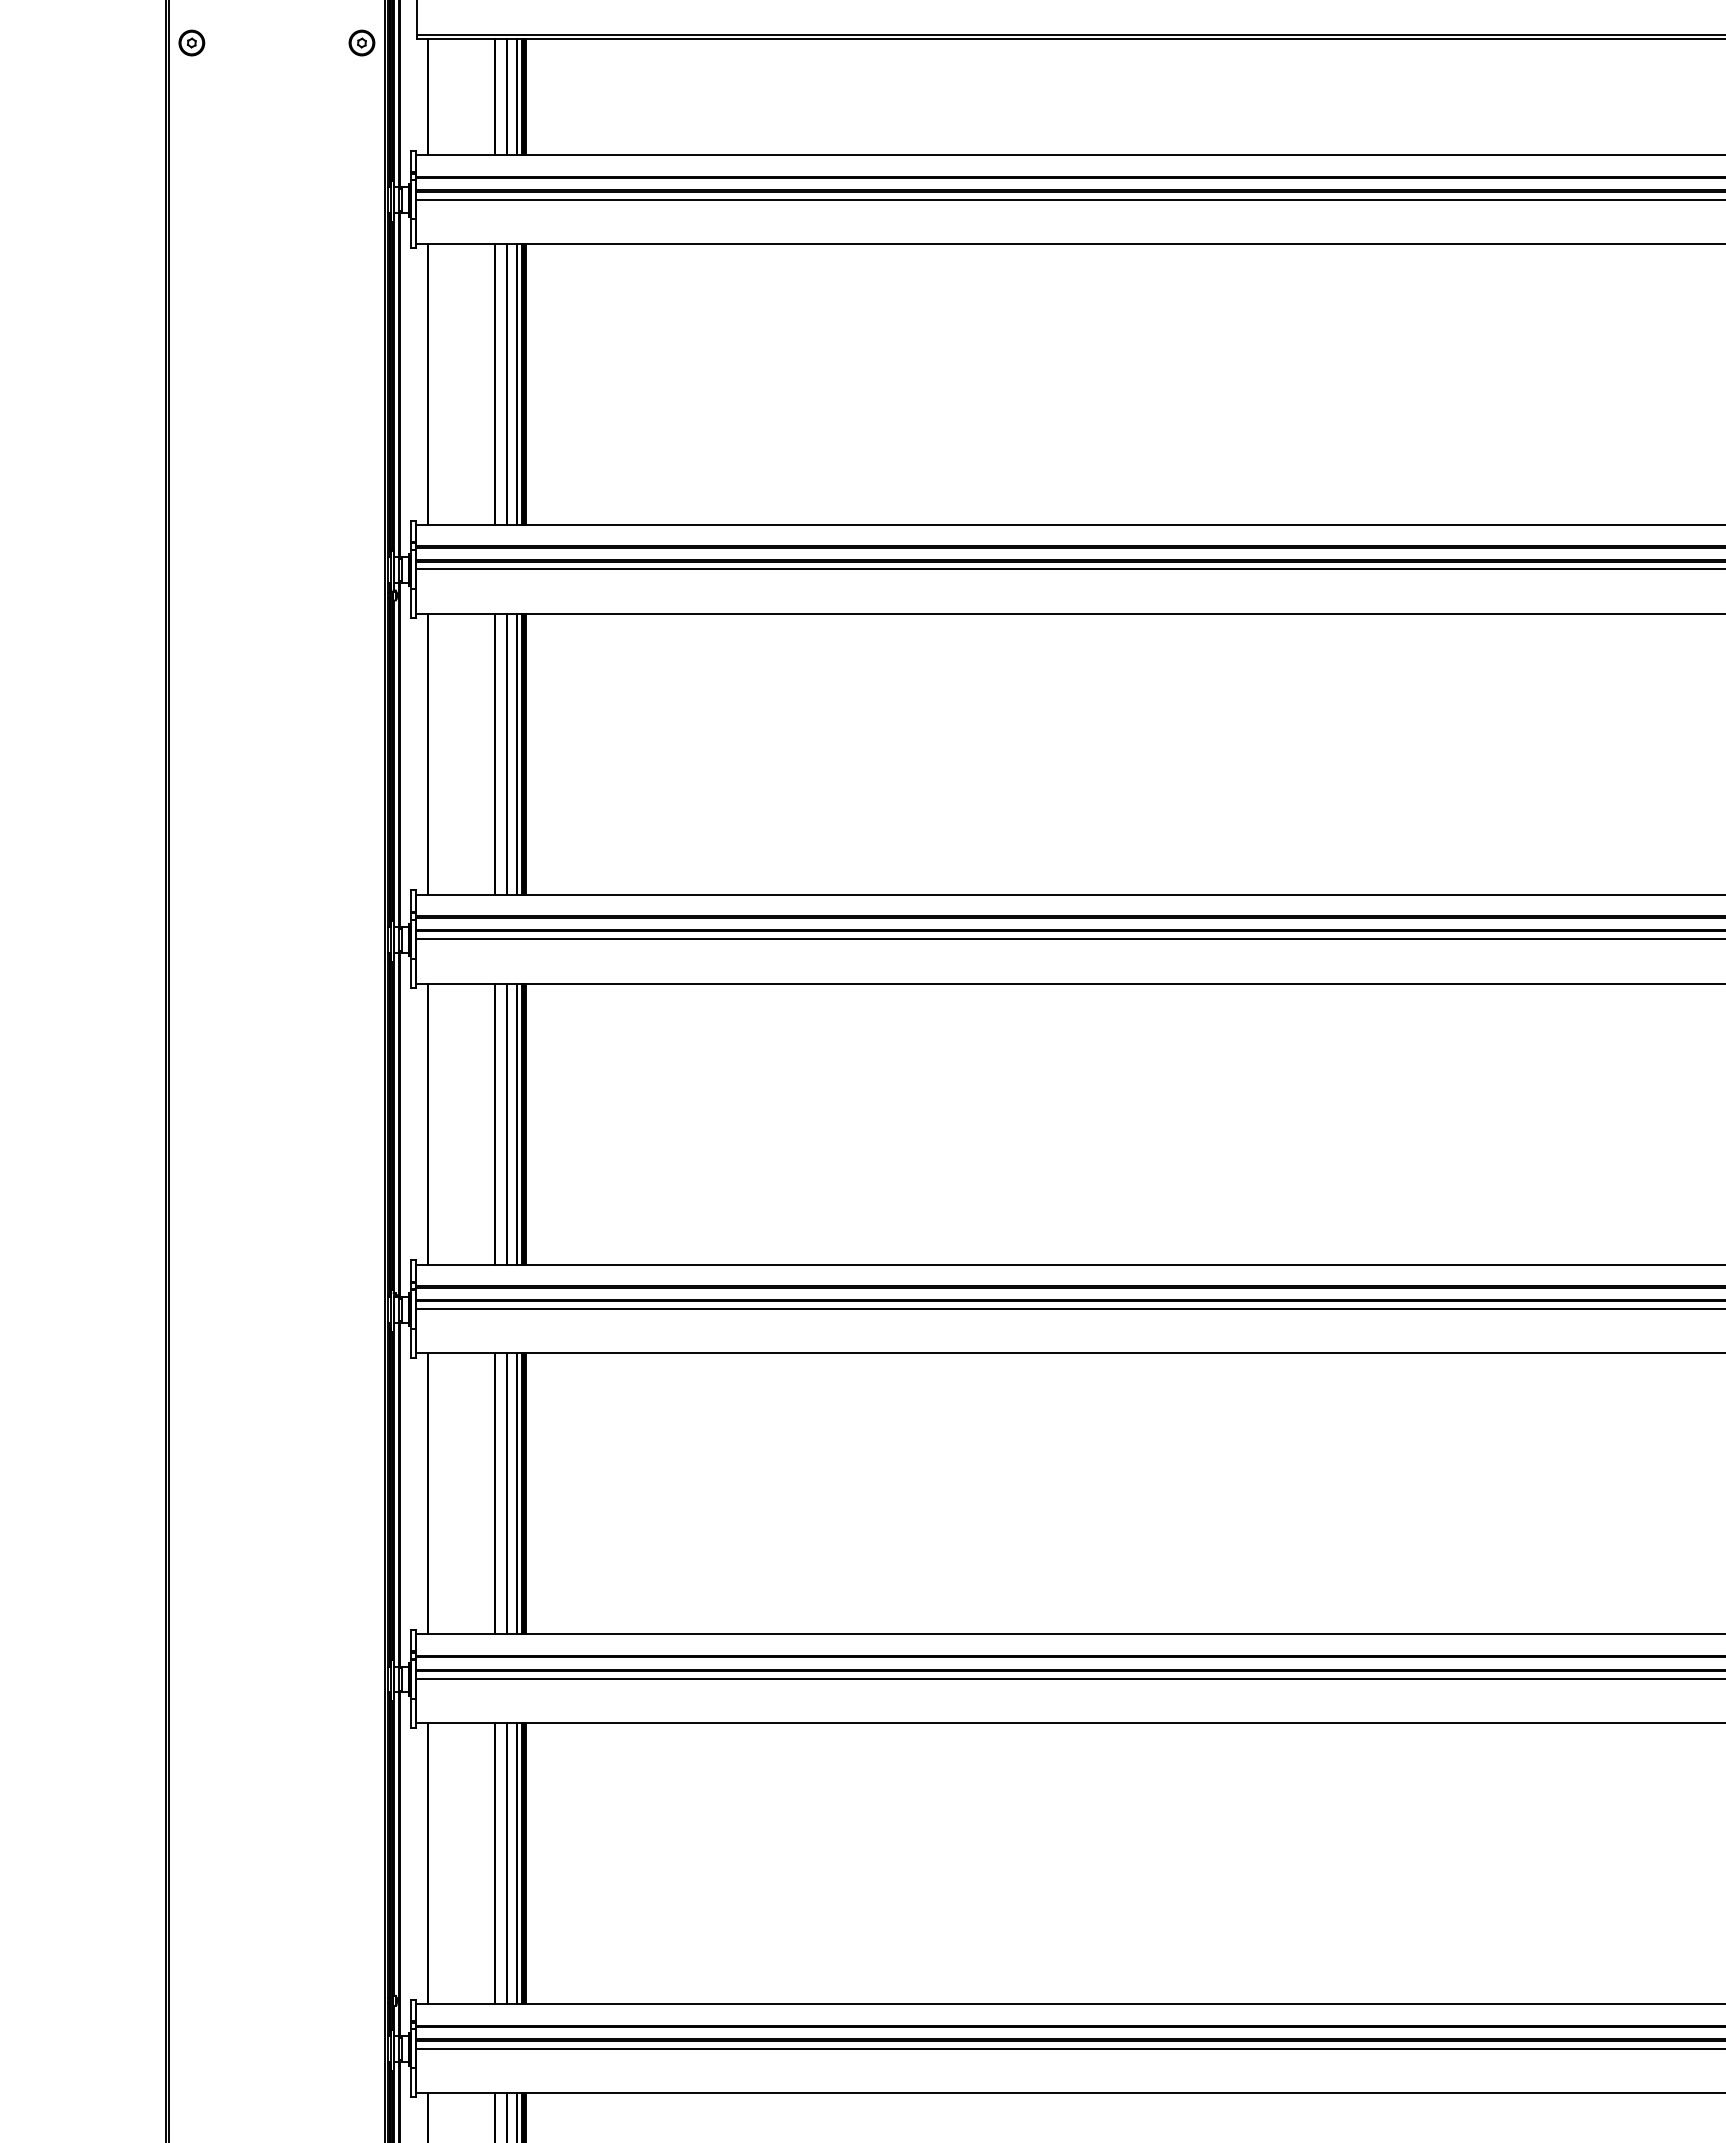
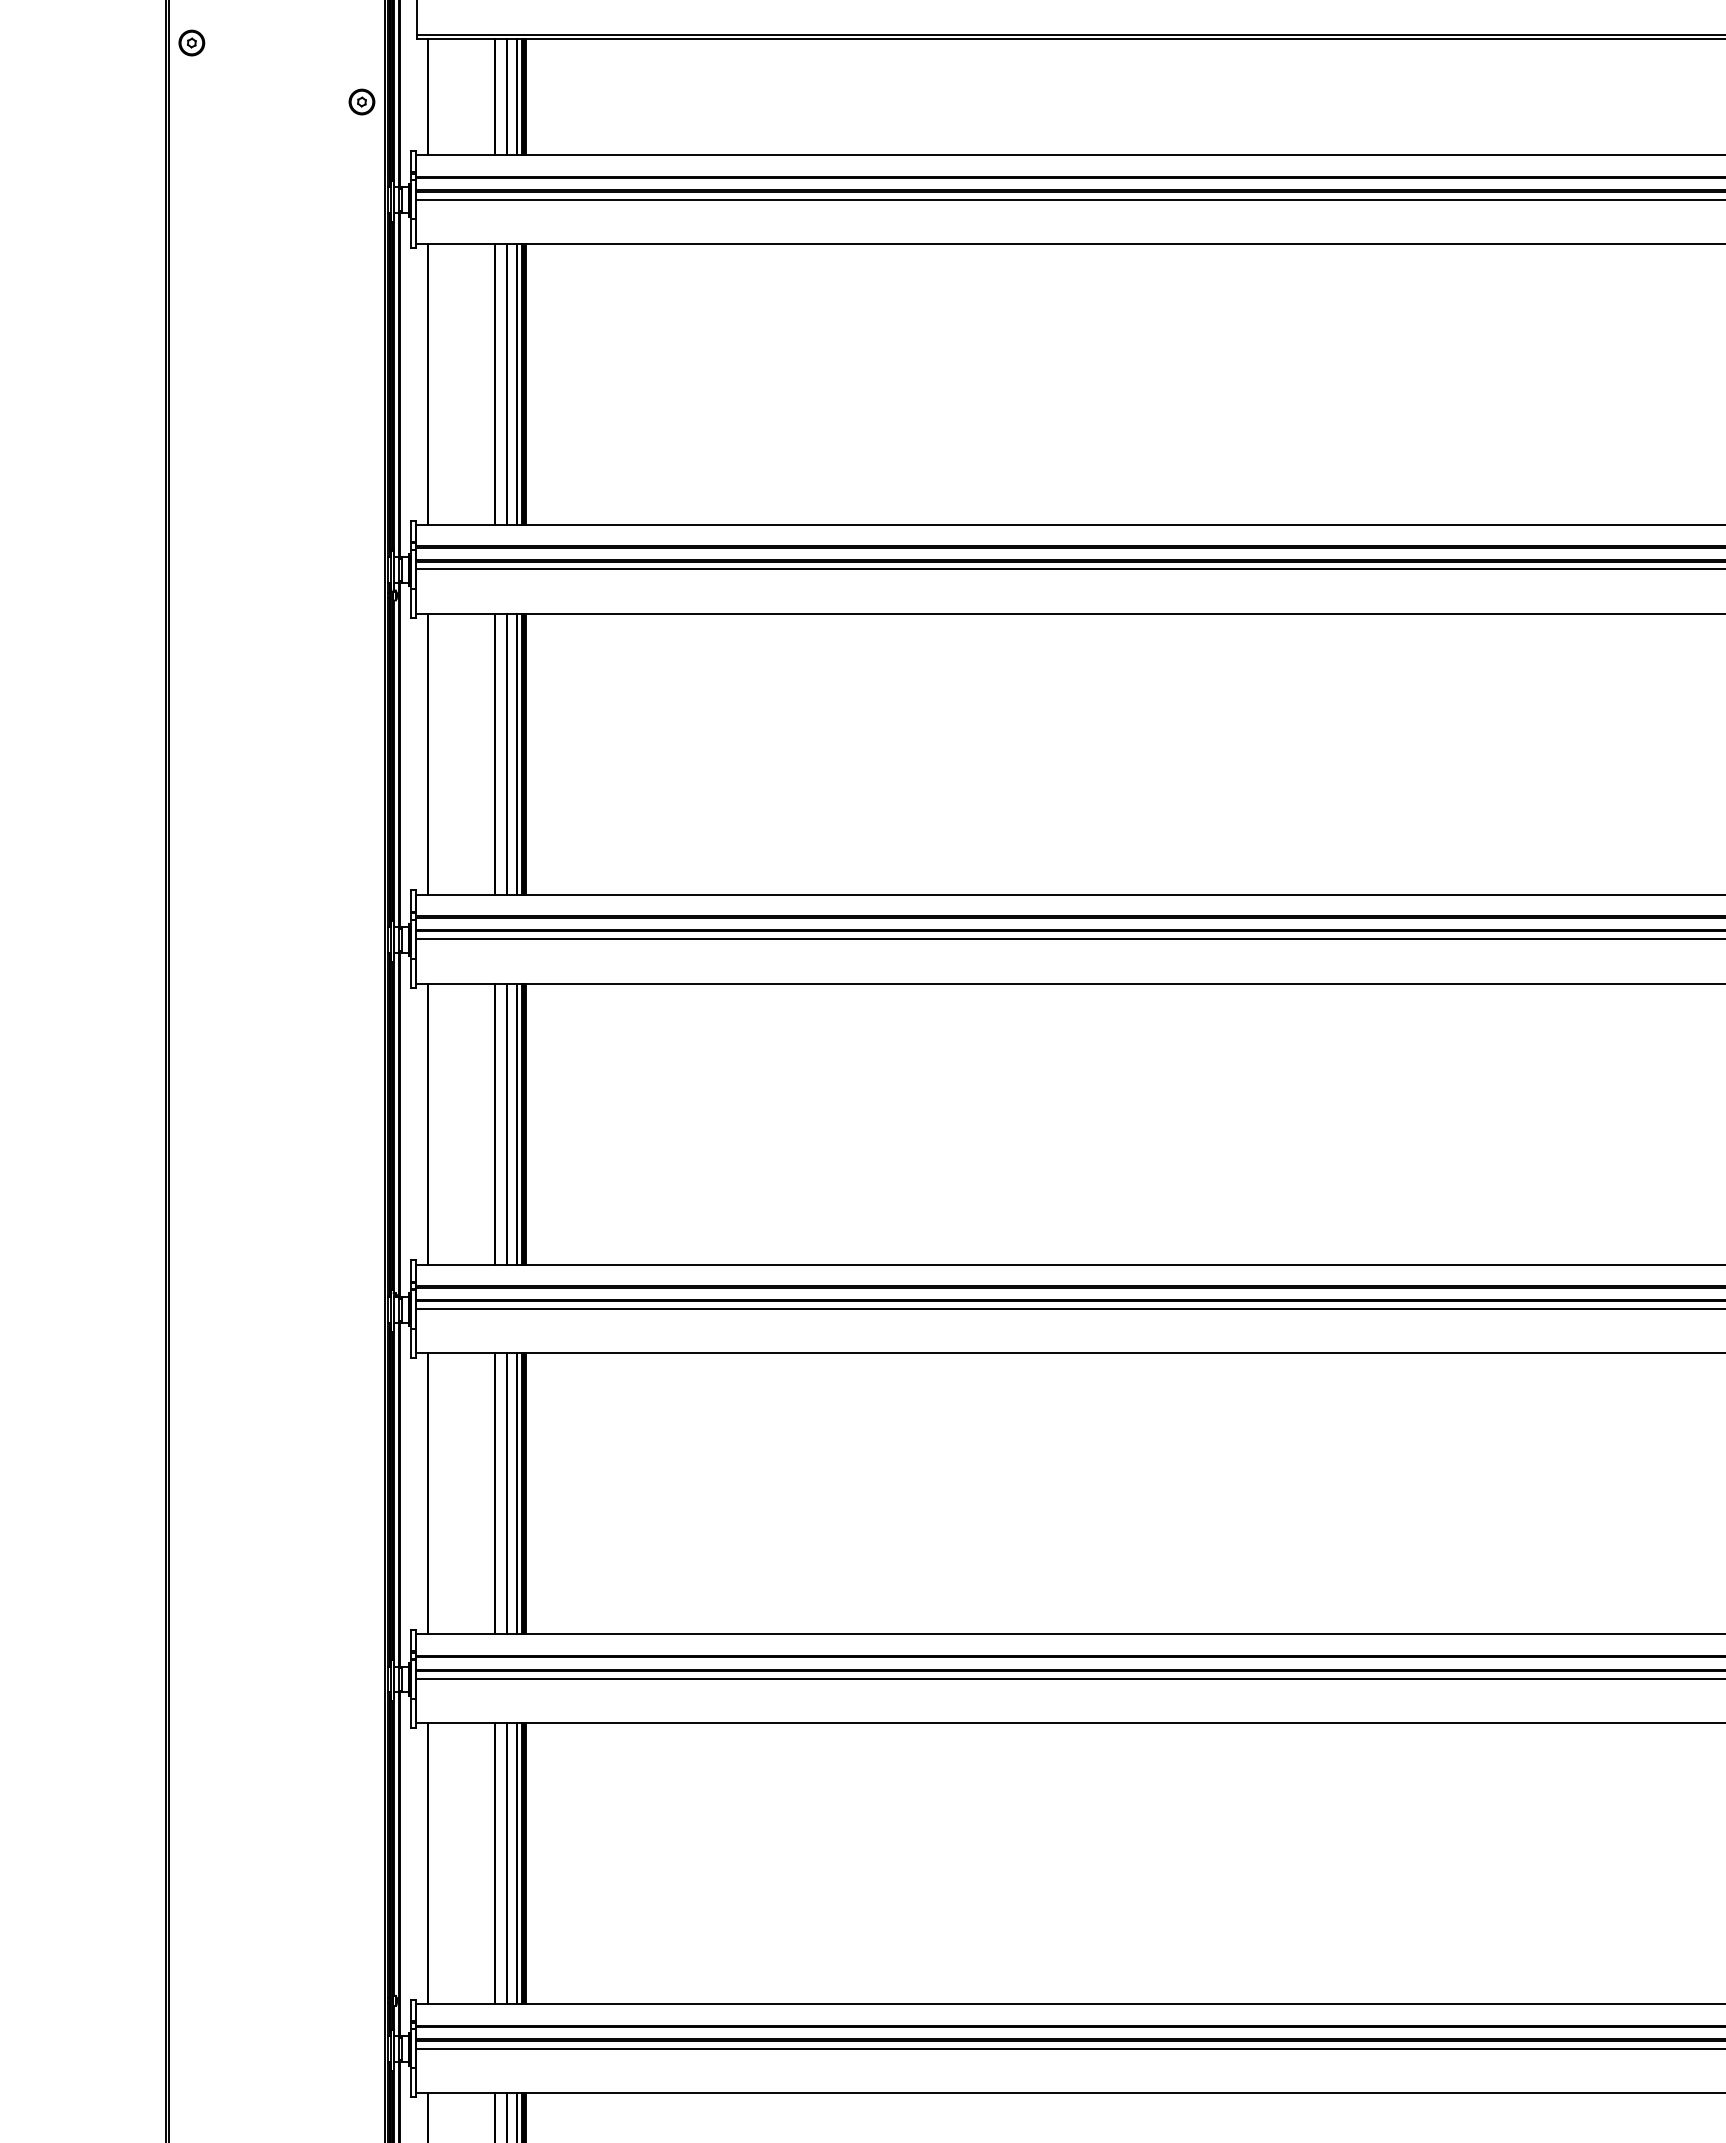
part position: (361, 42) -> (361, 101) (361, 101)
